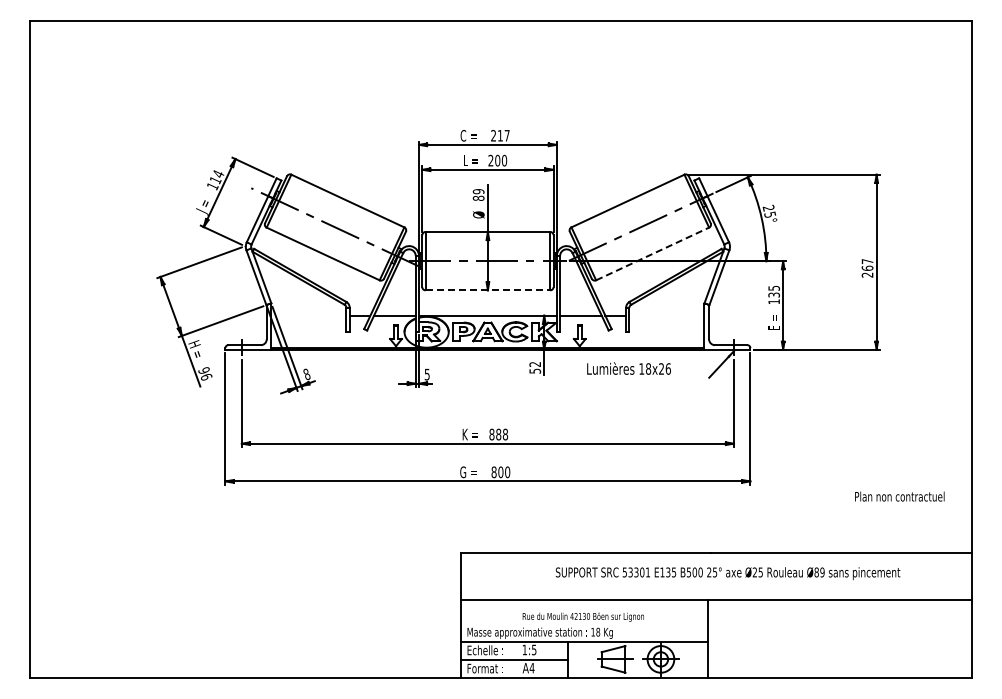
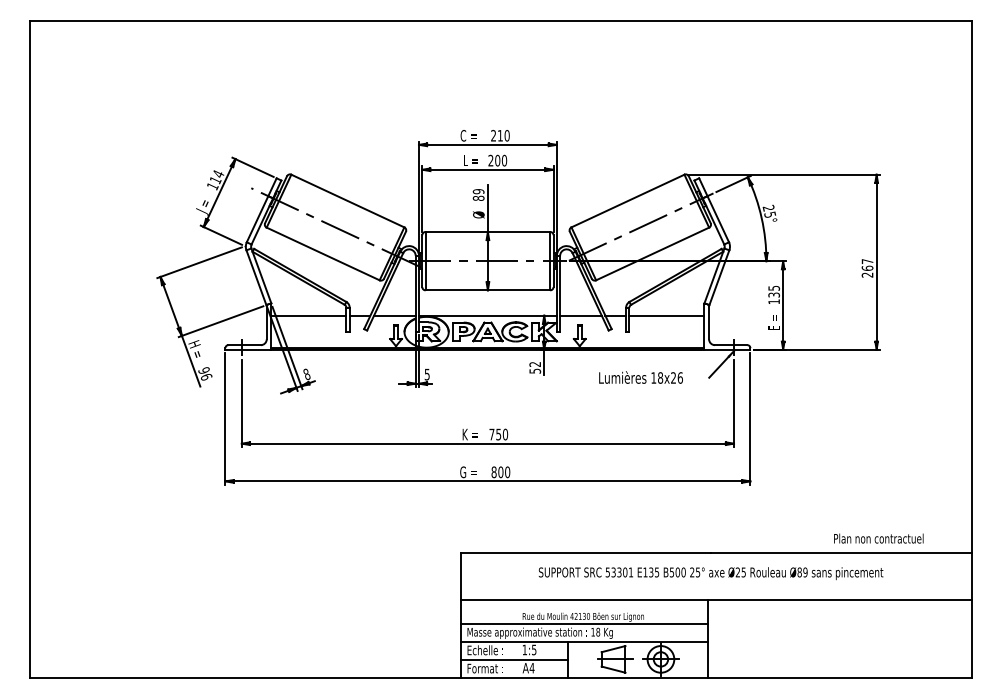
text: 217 -> 210 (506, 135)
line: dashed -> solid (653, 253)
line: dashed -> solid (488, 290)
line: none -> present (308, 315)
line: none -> present (666, 315)
text position: (628, 368) -> (640, 377) (640, 377)
text: 888 -> 750 (498, 434)
text position: (899, 496) -> (878, 538) (878, 538)
text position: (727, 573) -> (710, 573) (710, 573)
line: none -> present (584, 623)
